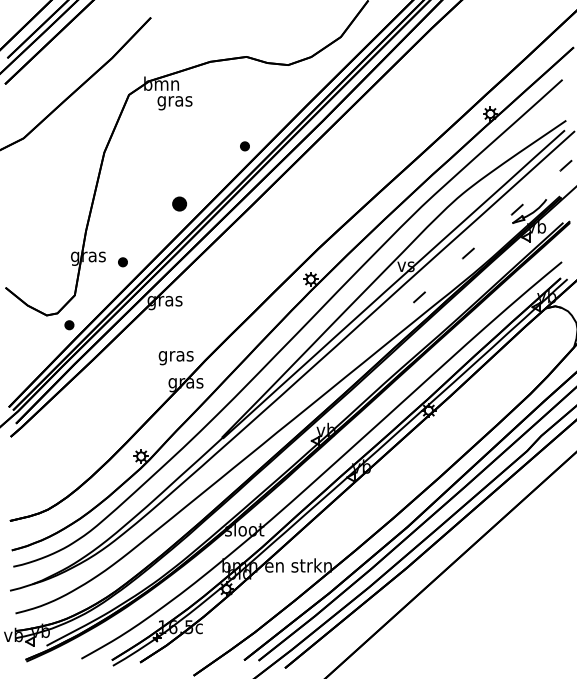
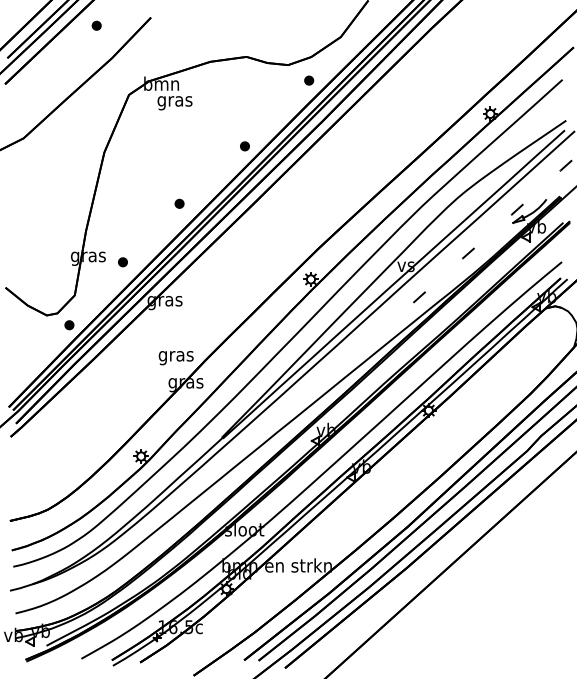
part: none -> present (96, 25)
part: none -> present (309, 80)
part size: 16x16 px -> 11x11 px (179, 203)
